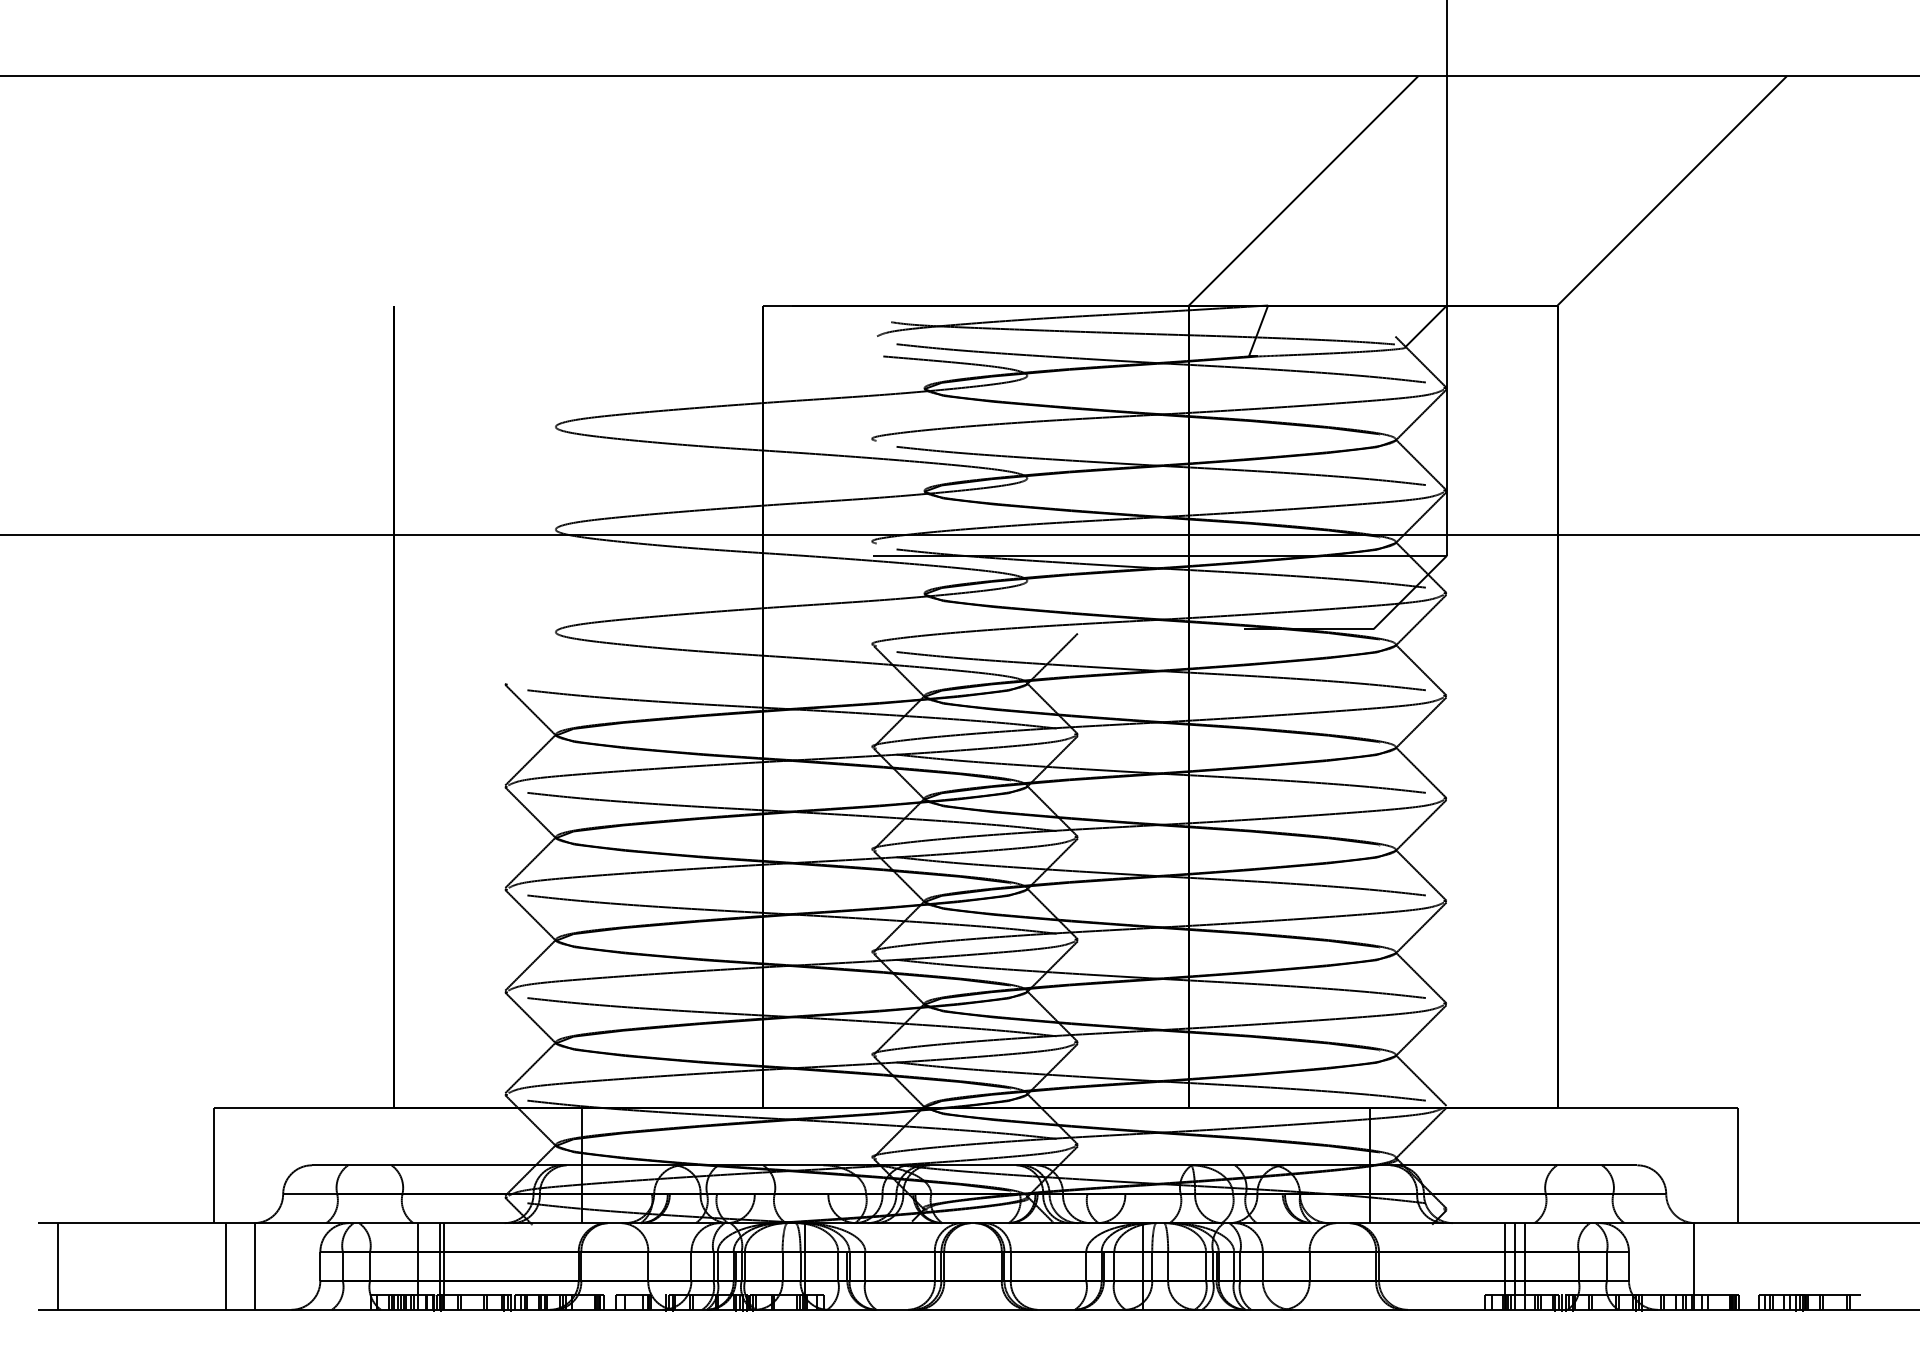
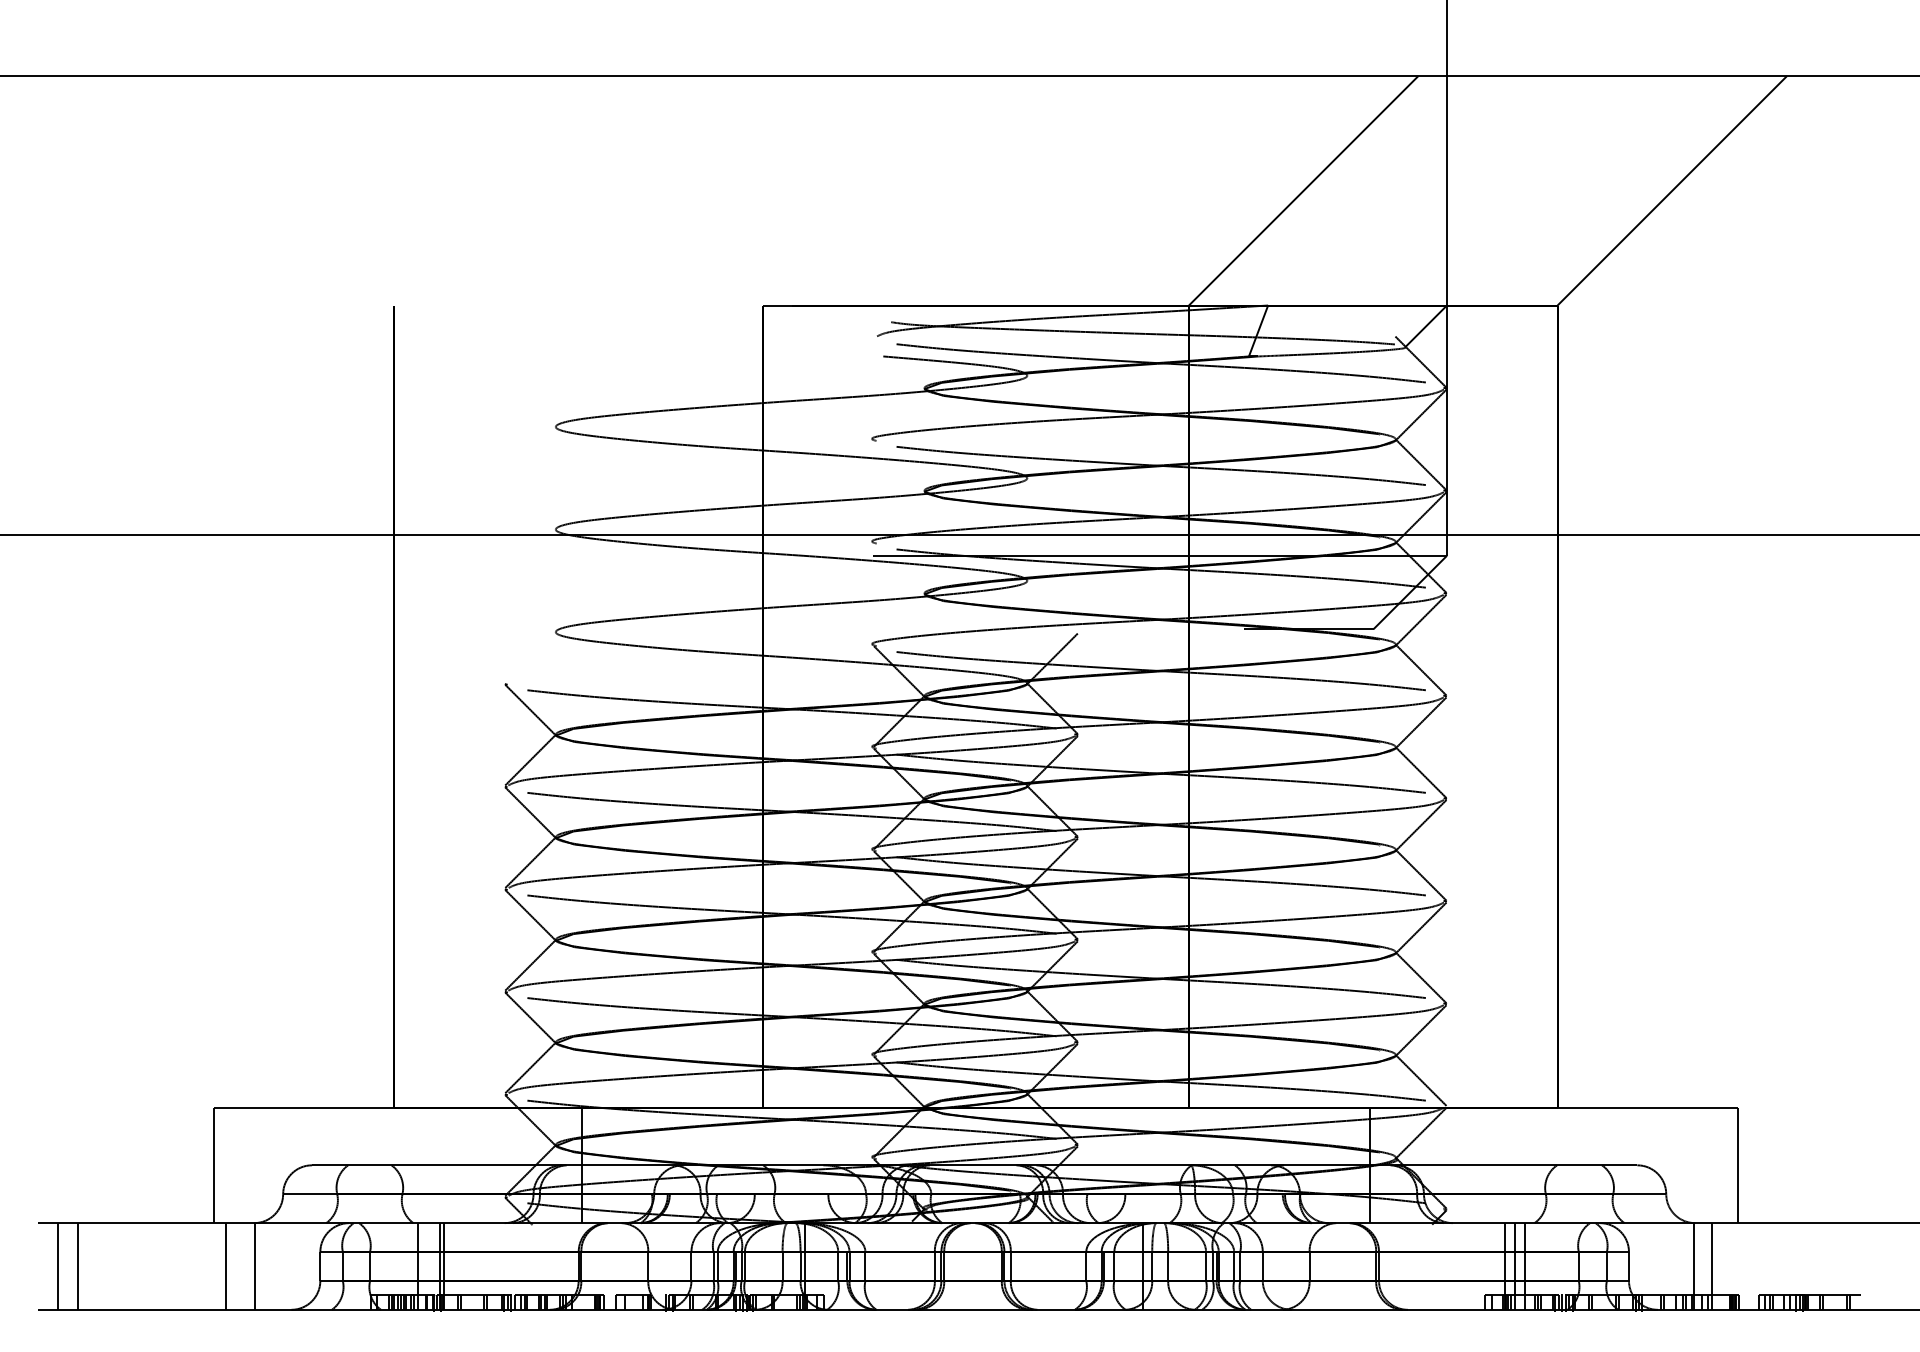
line: none -> present (78, 1266)
line: none -> present (1712, 1266)
